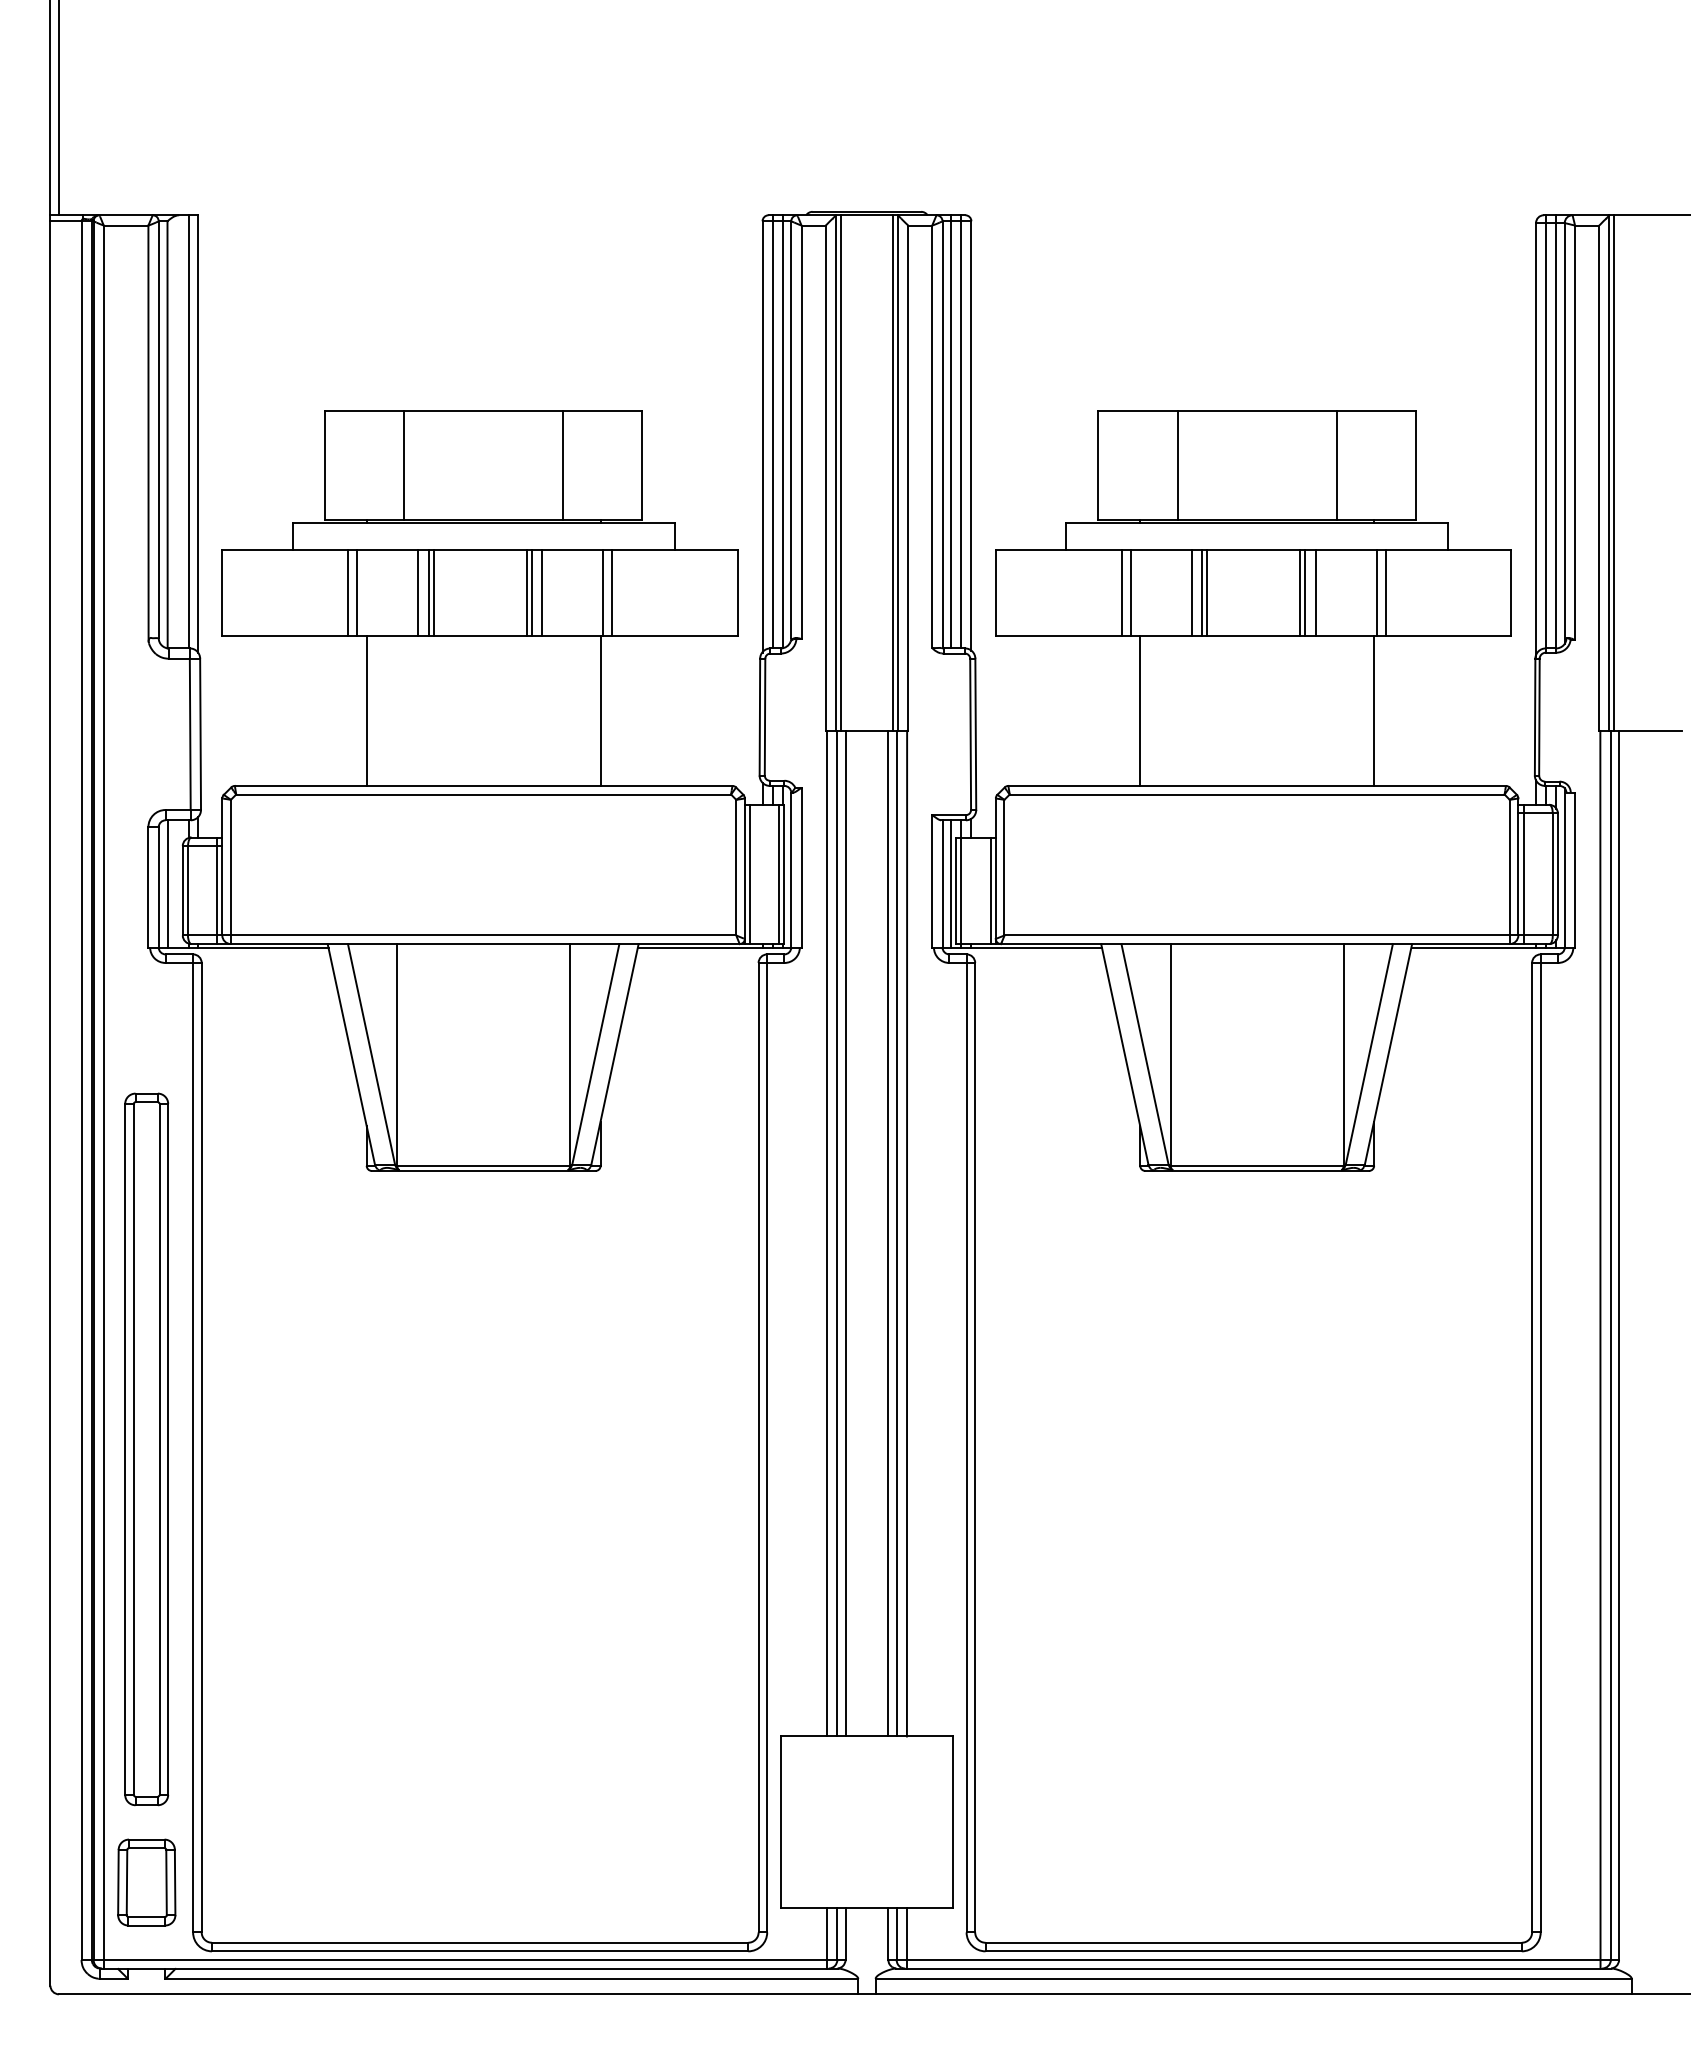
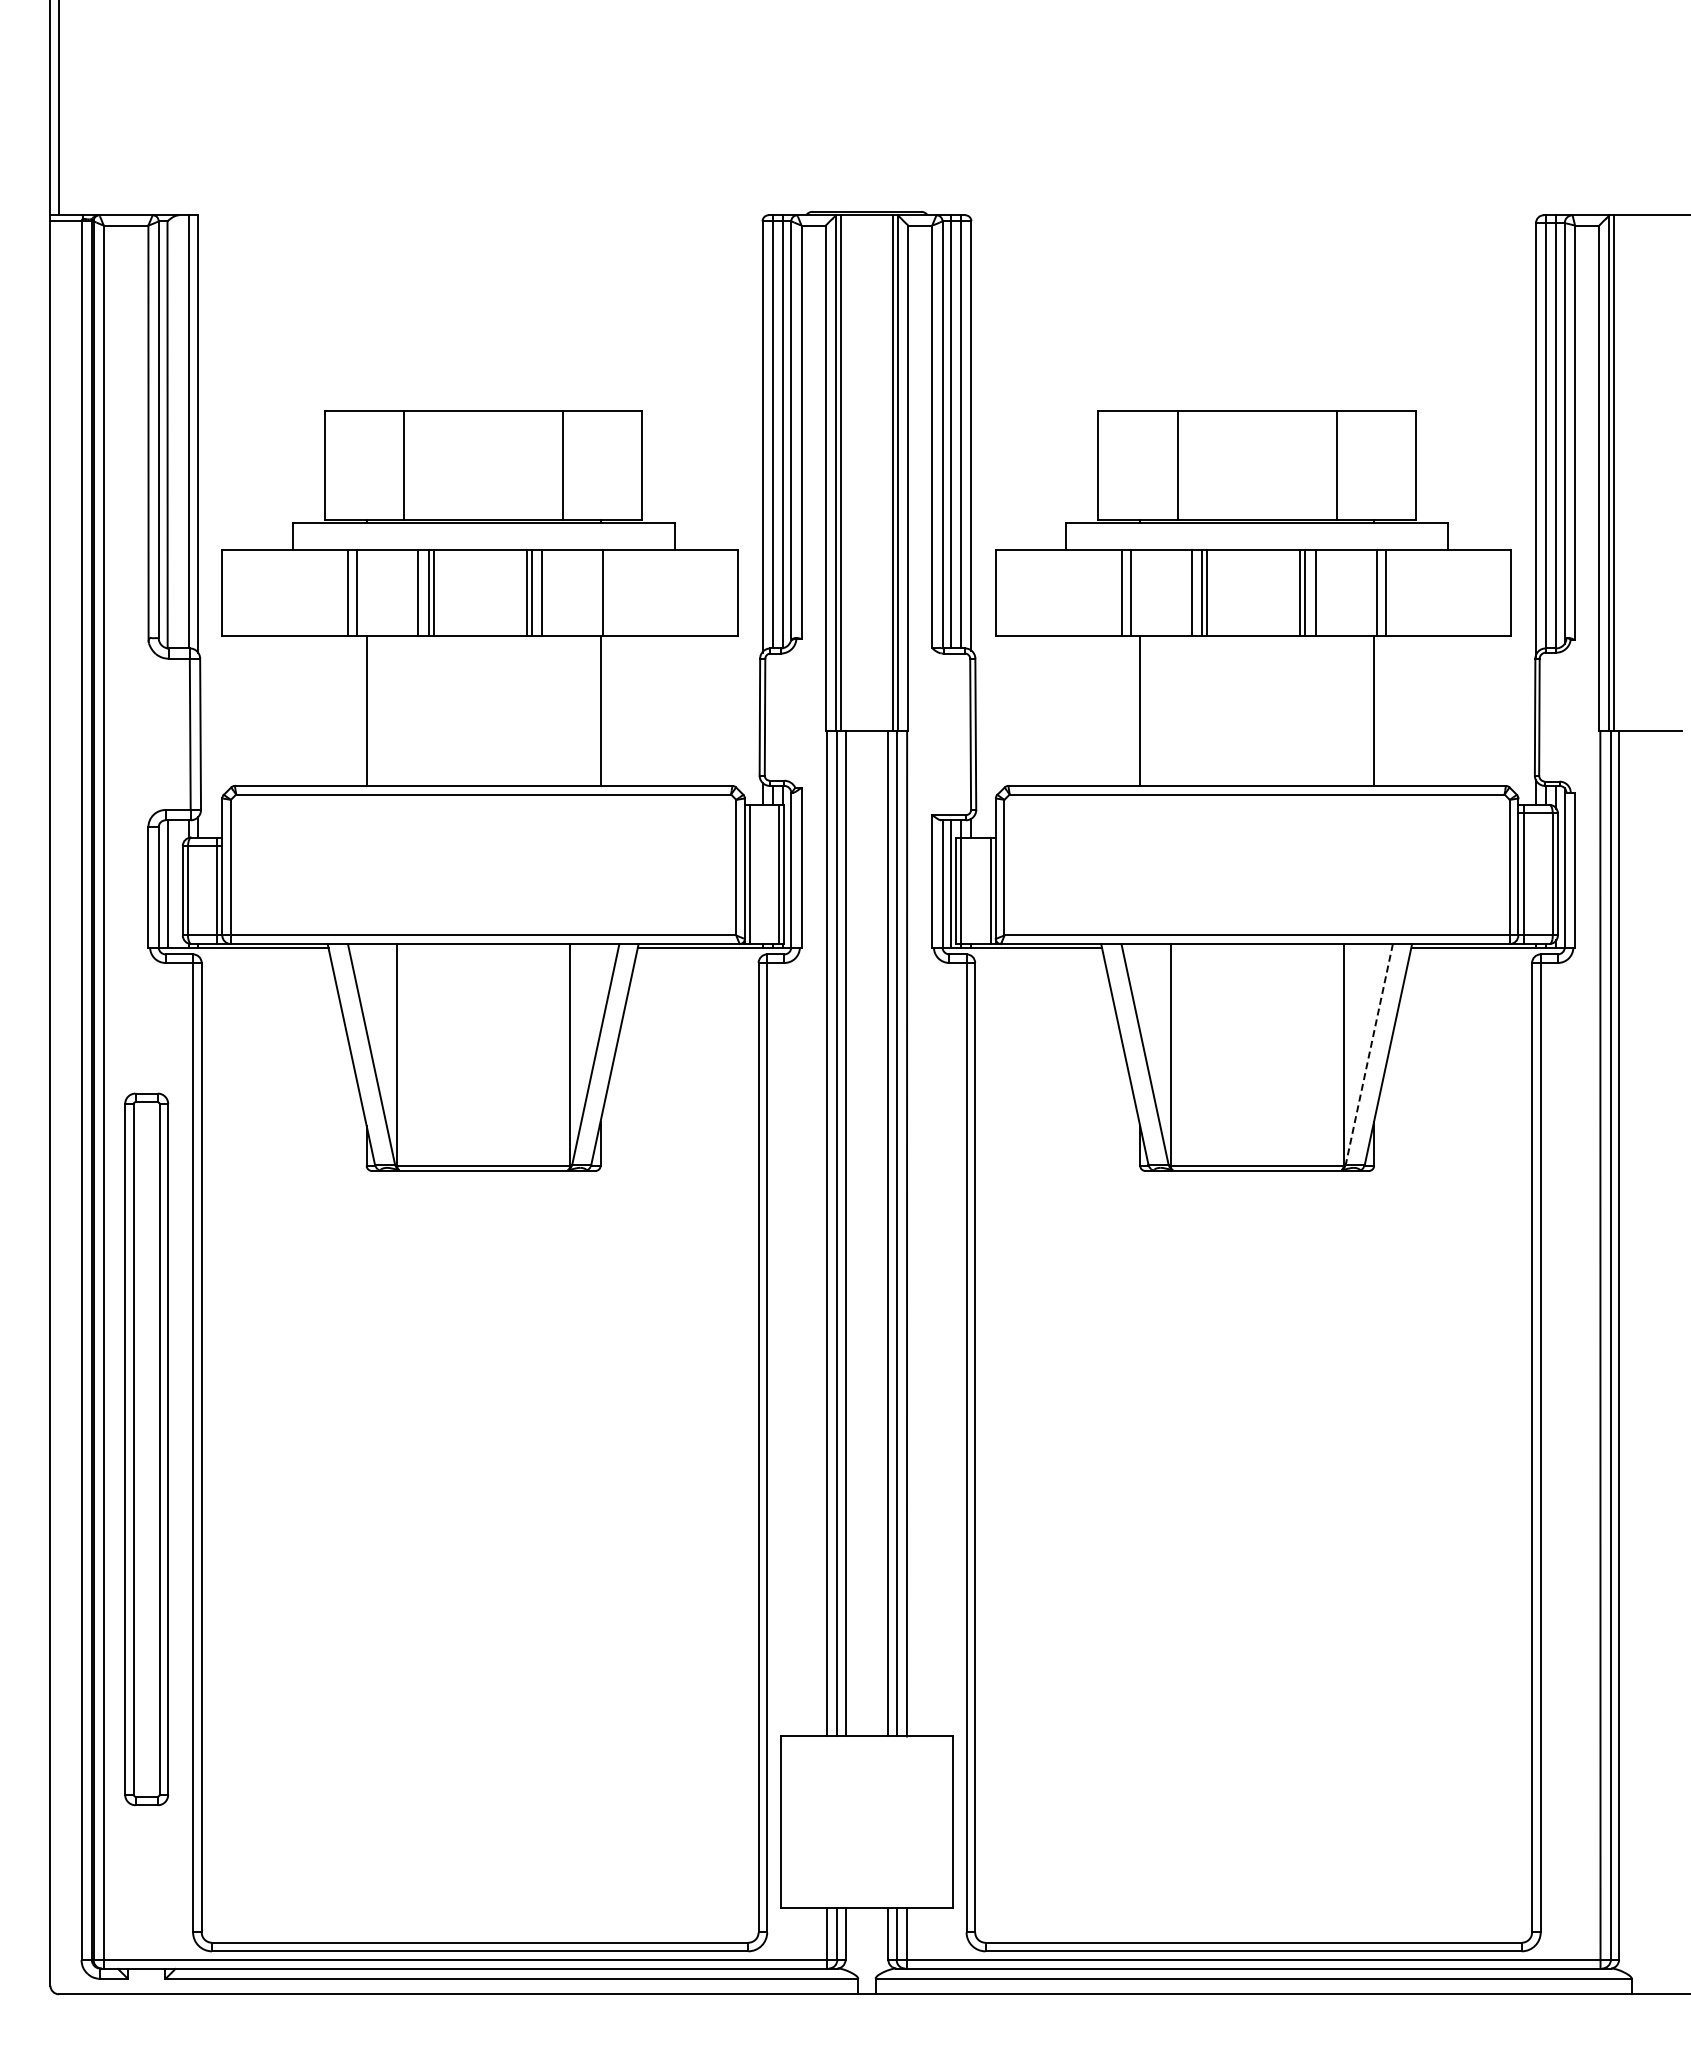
line: present -> none (612, 593)
line: solid -> dashed (1369, 1054)
part: present -> none (146, 1882)
